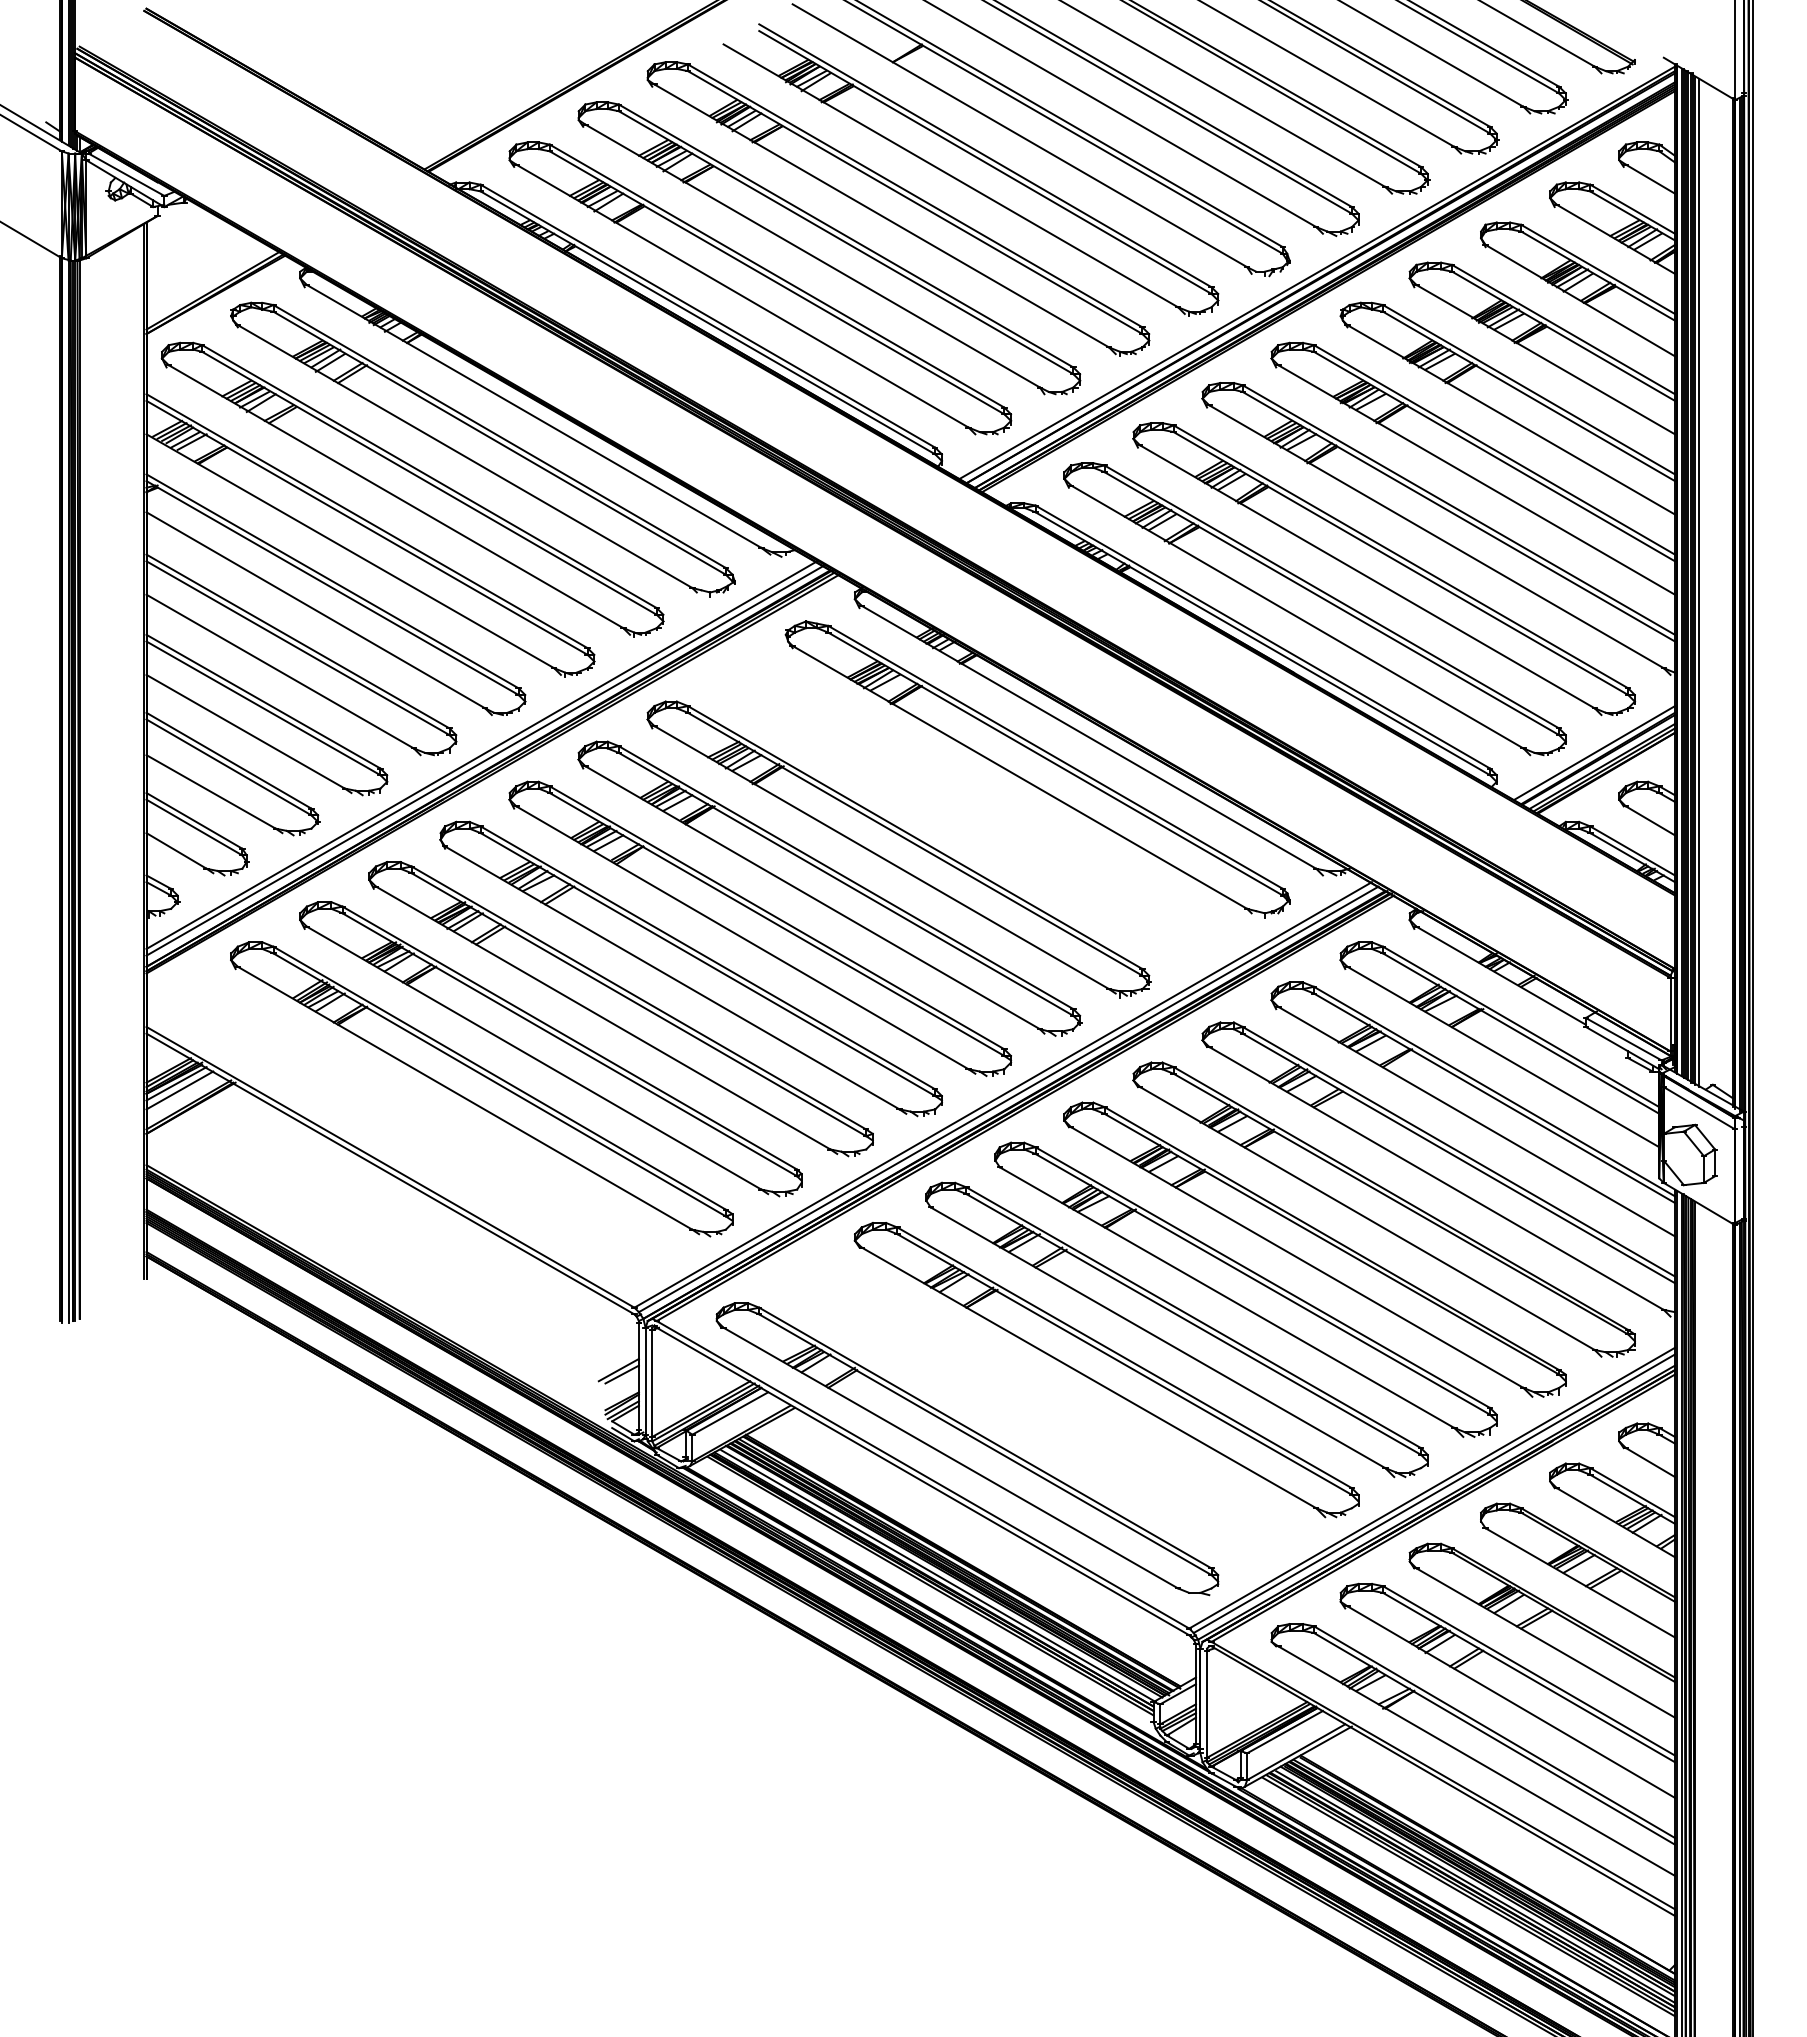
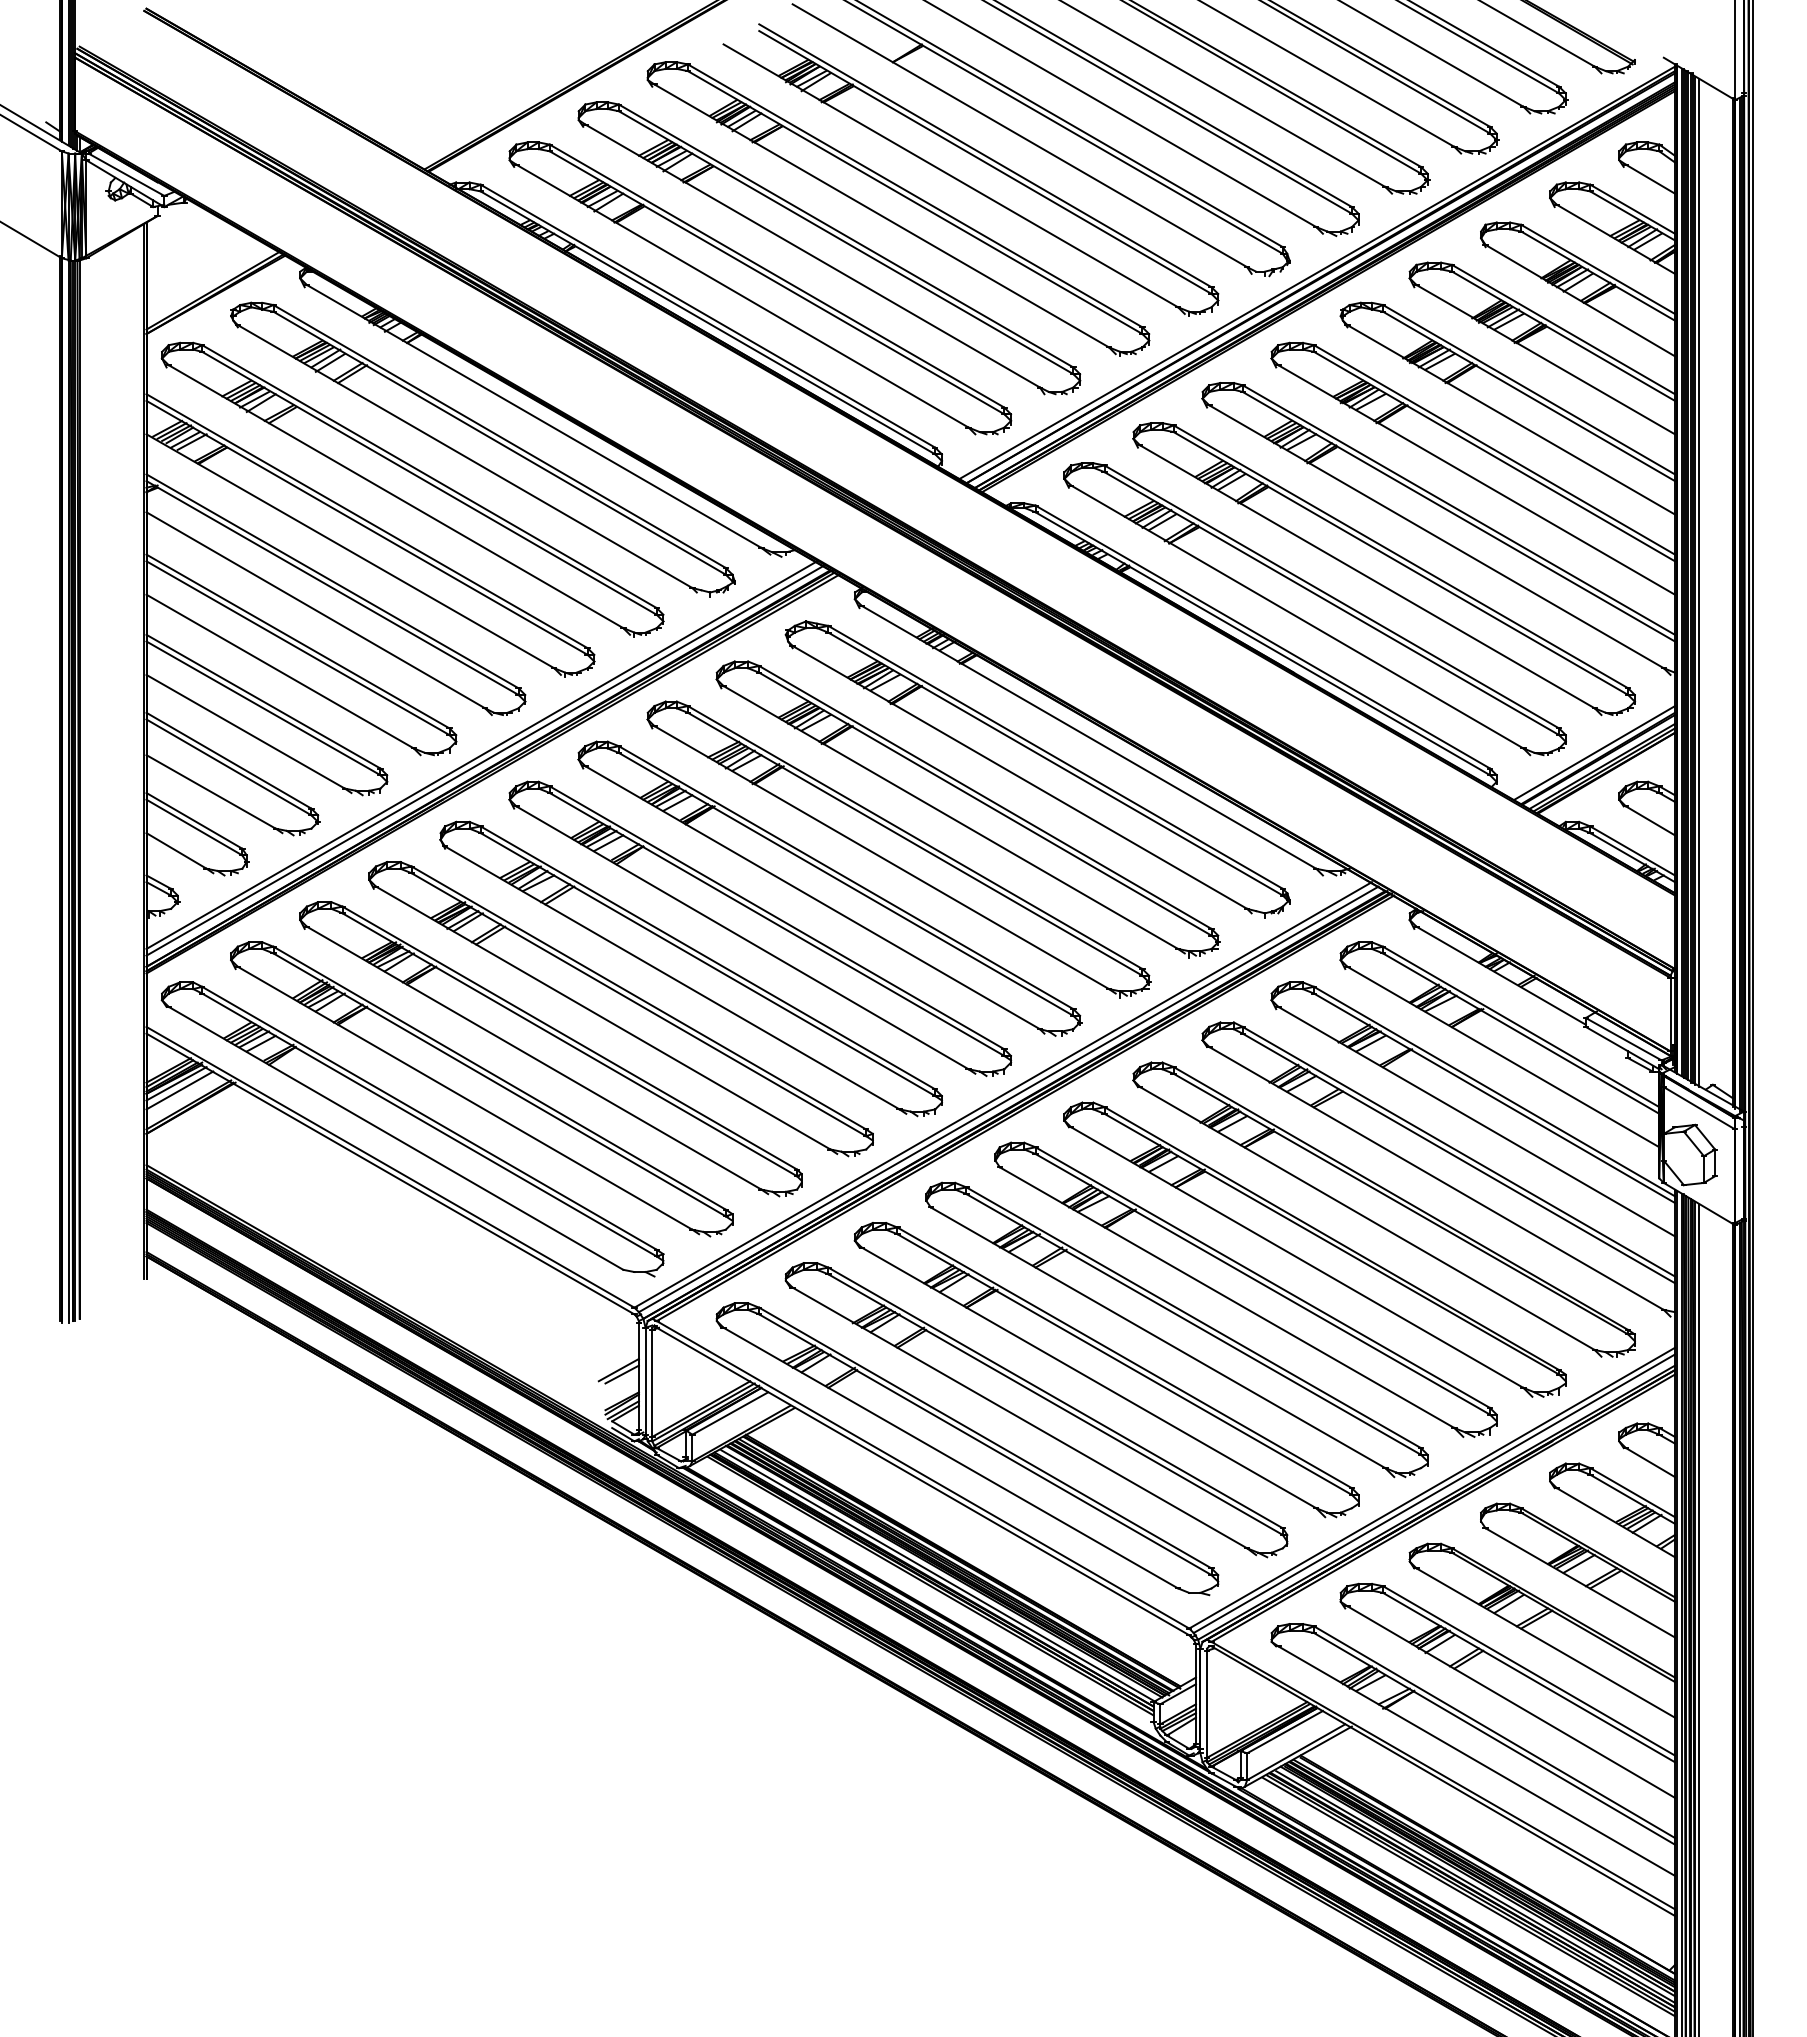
part: none -> present (967, 809)
part: none -> present (412, 1129)
part: none -> present (1036, 1410)
line: none -> present (1699, 1619)
